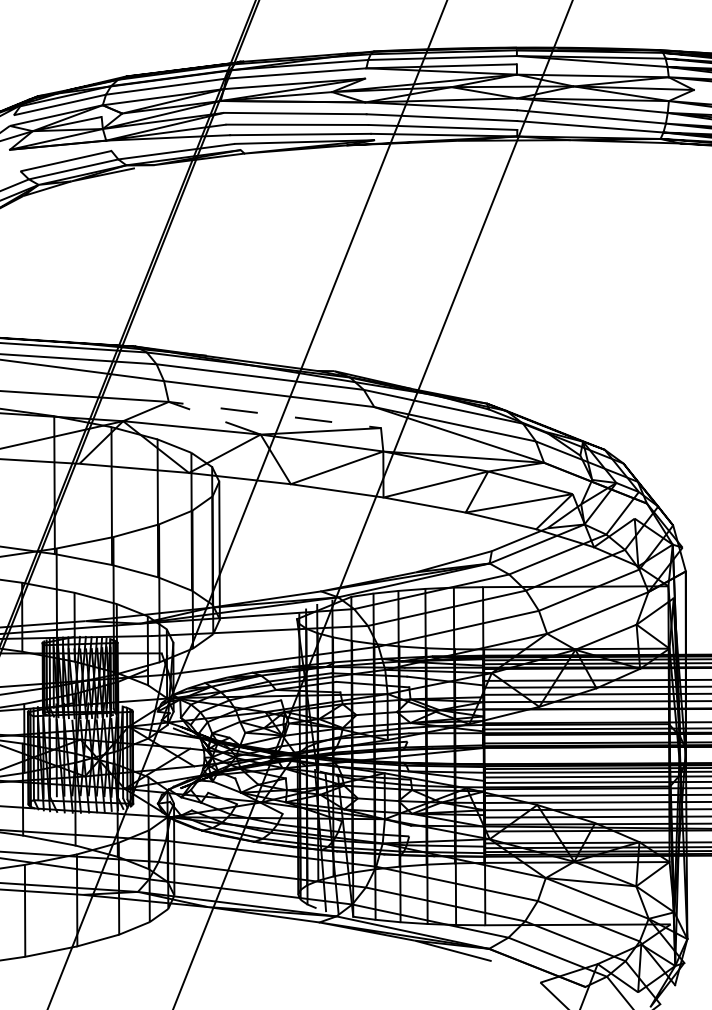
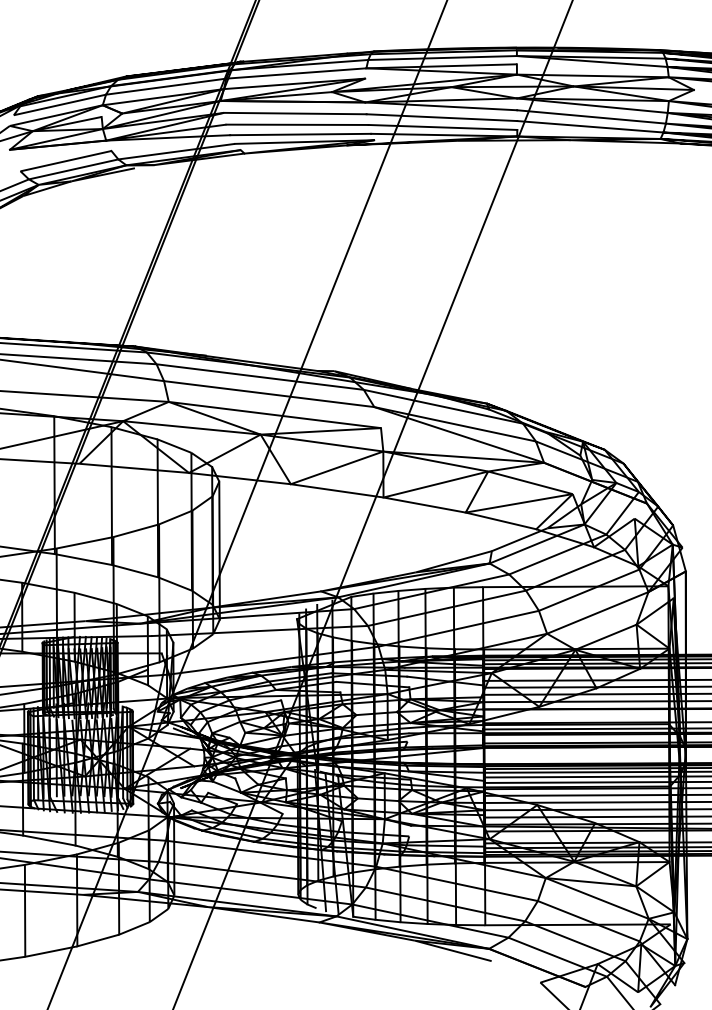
line: dashed -> solid (226, 409)
